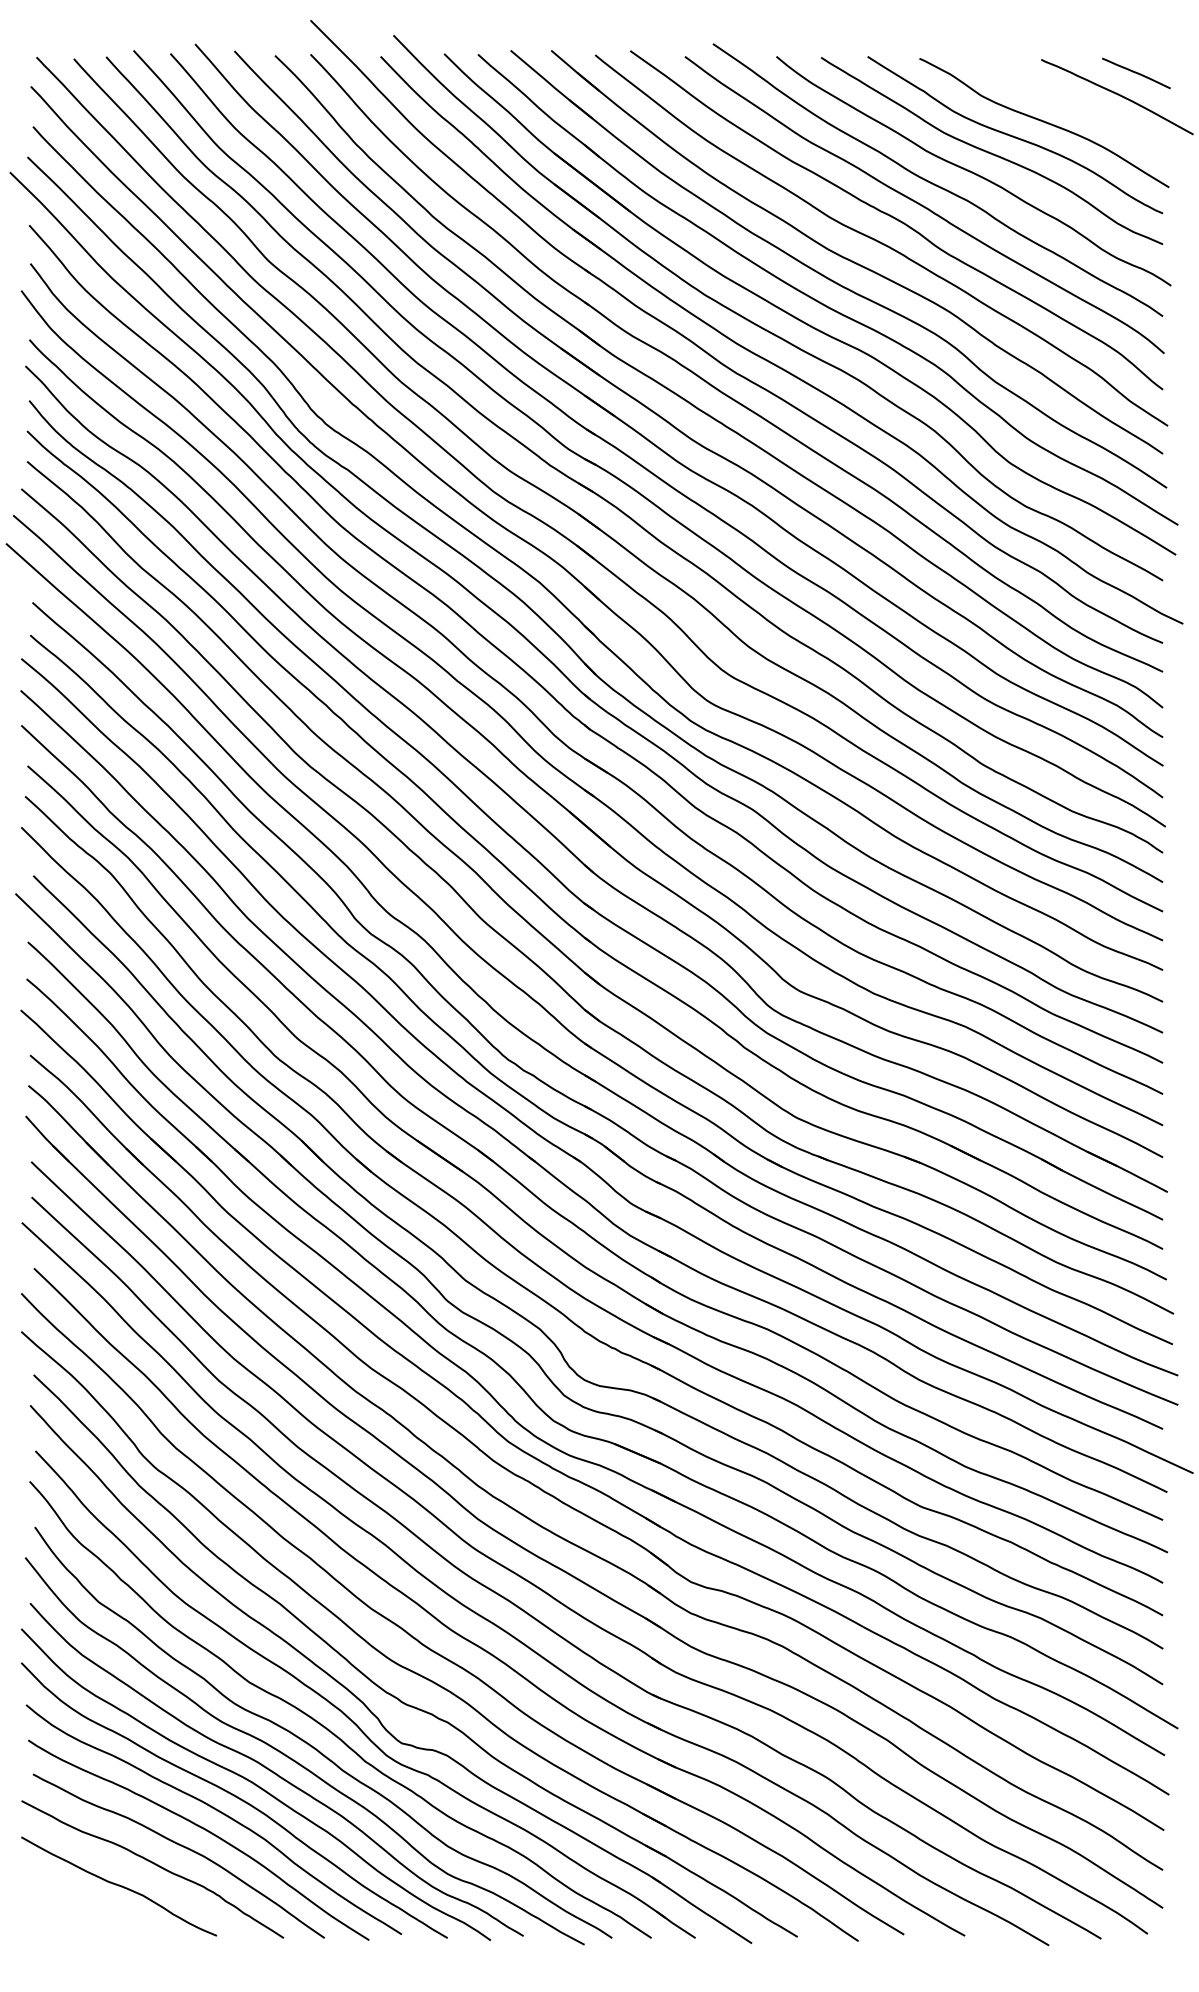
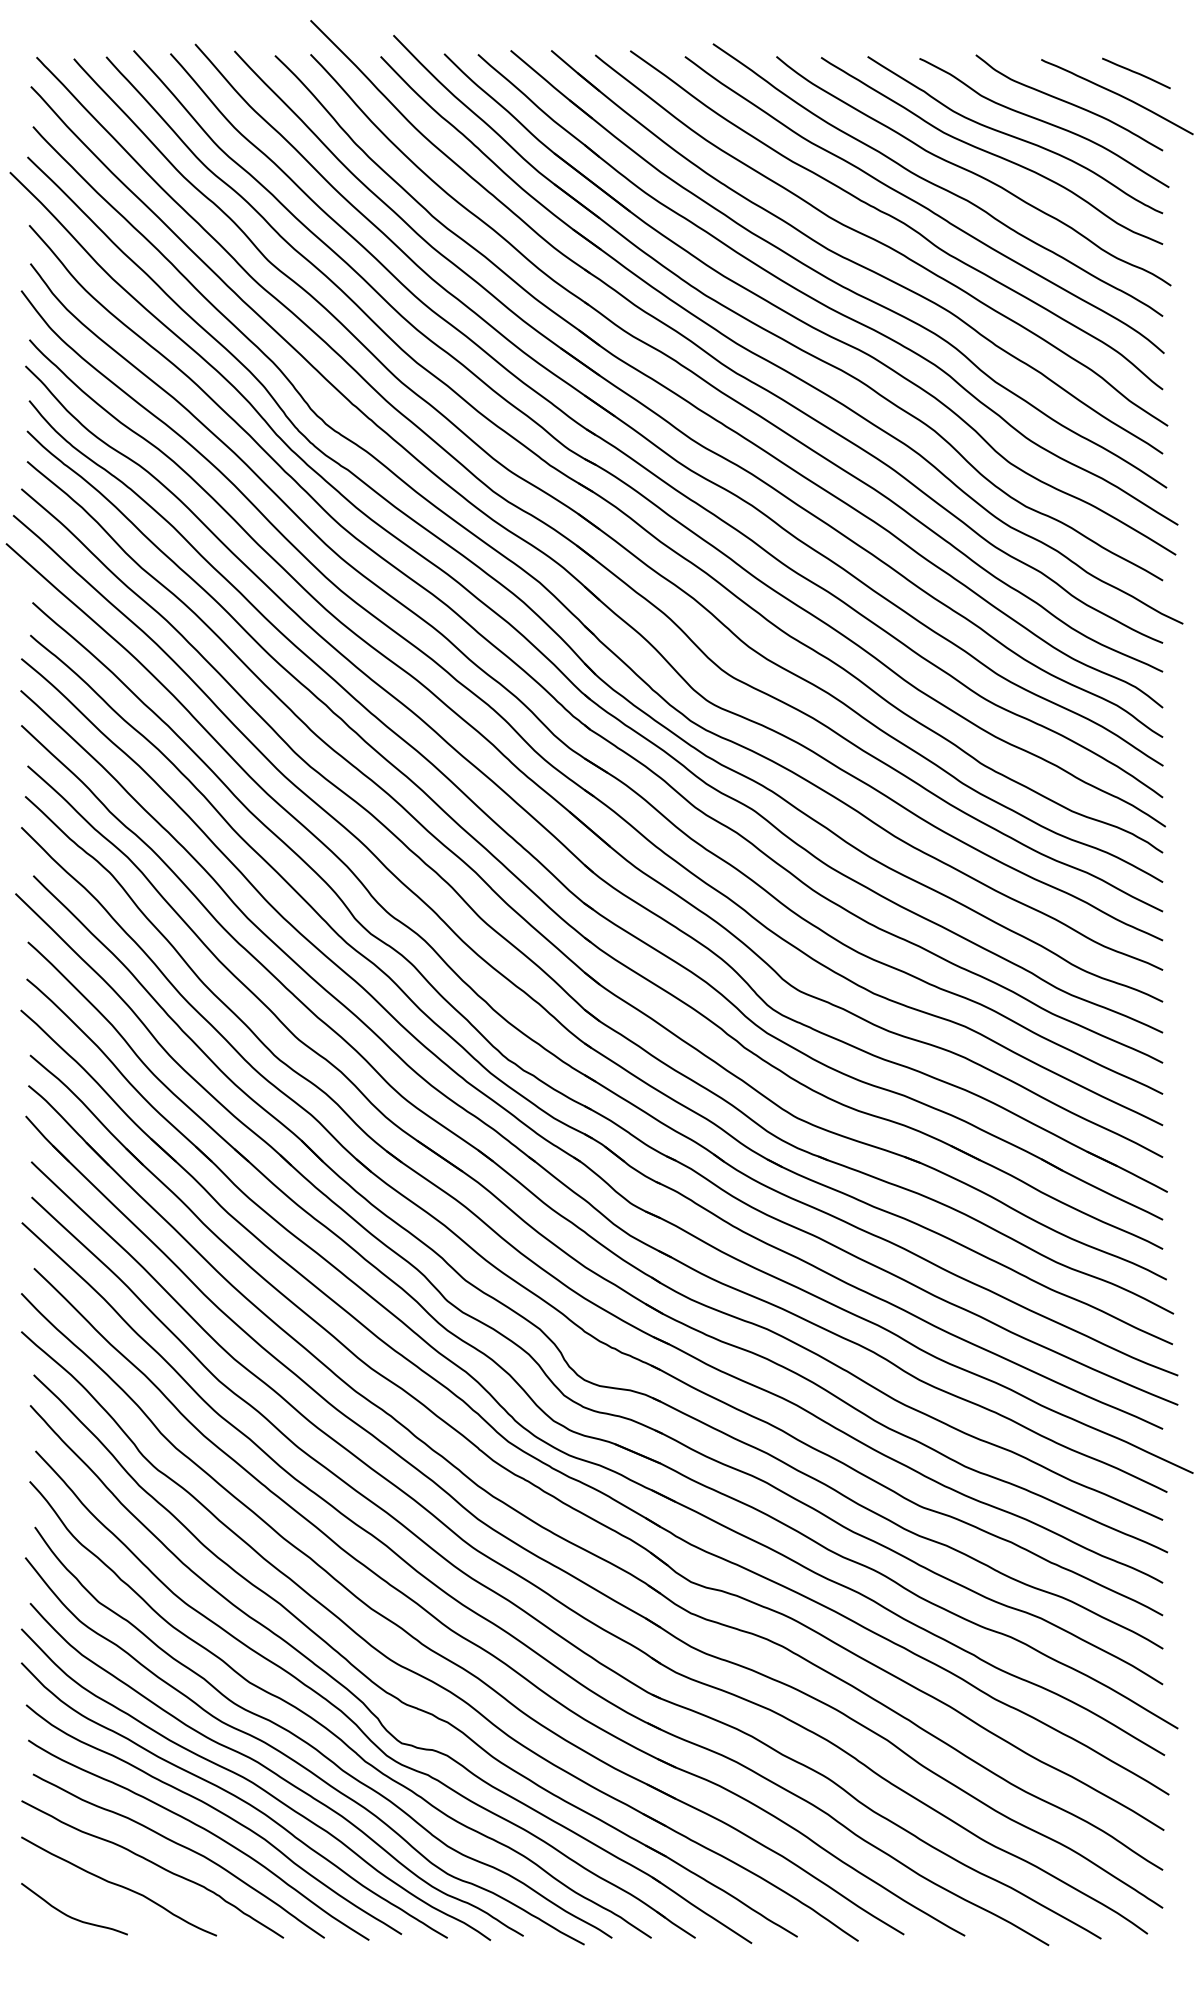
curve: none -> present (1069, 102)
curve: none -> present (71, 1916)
